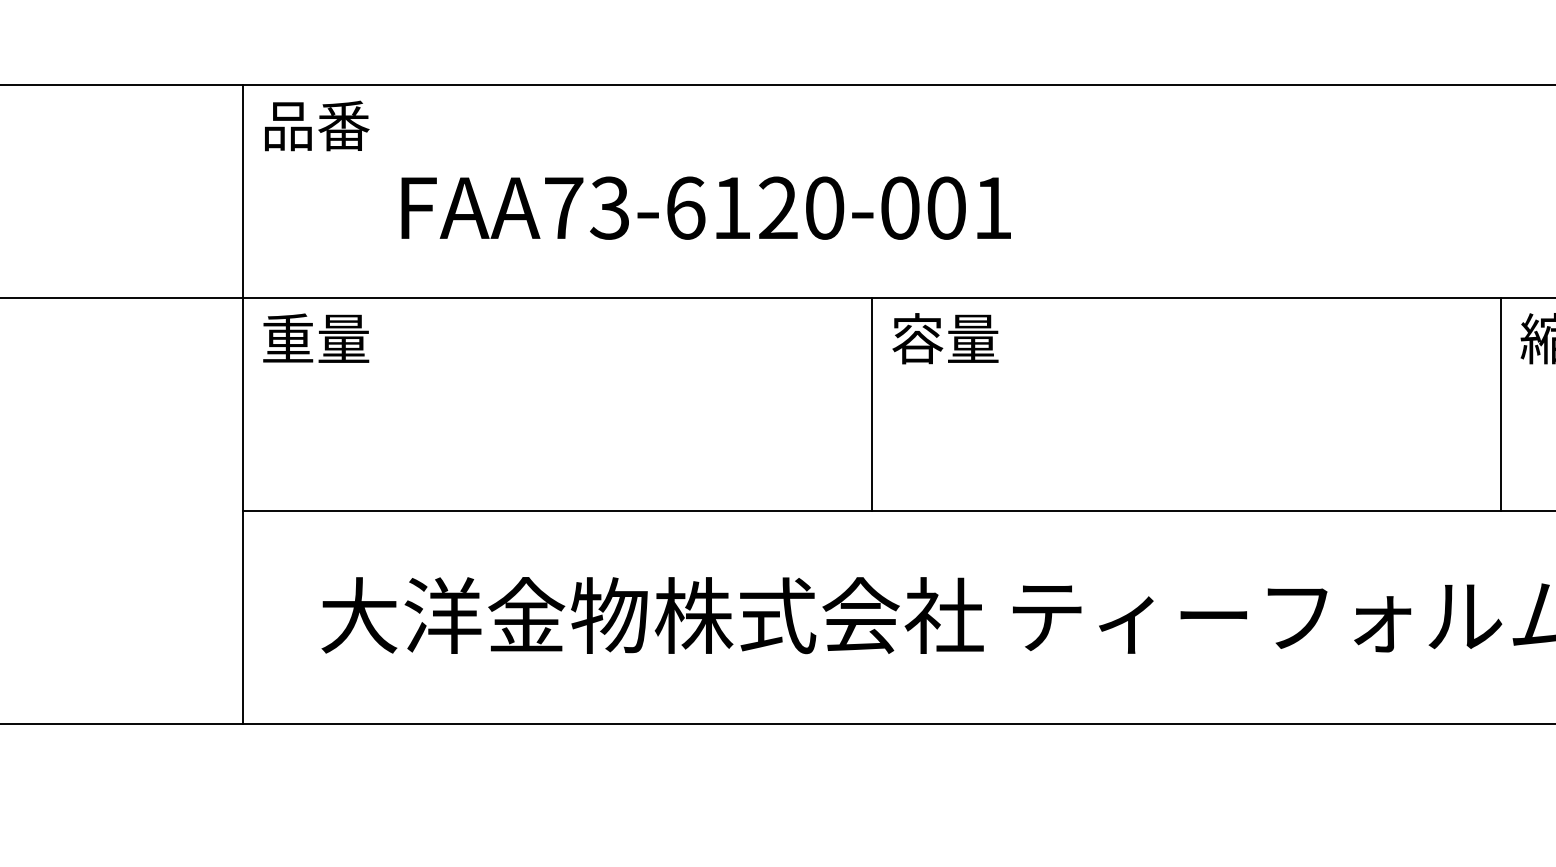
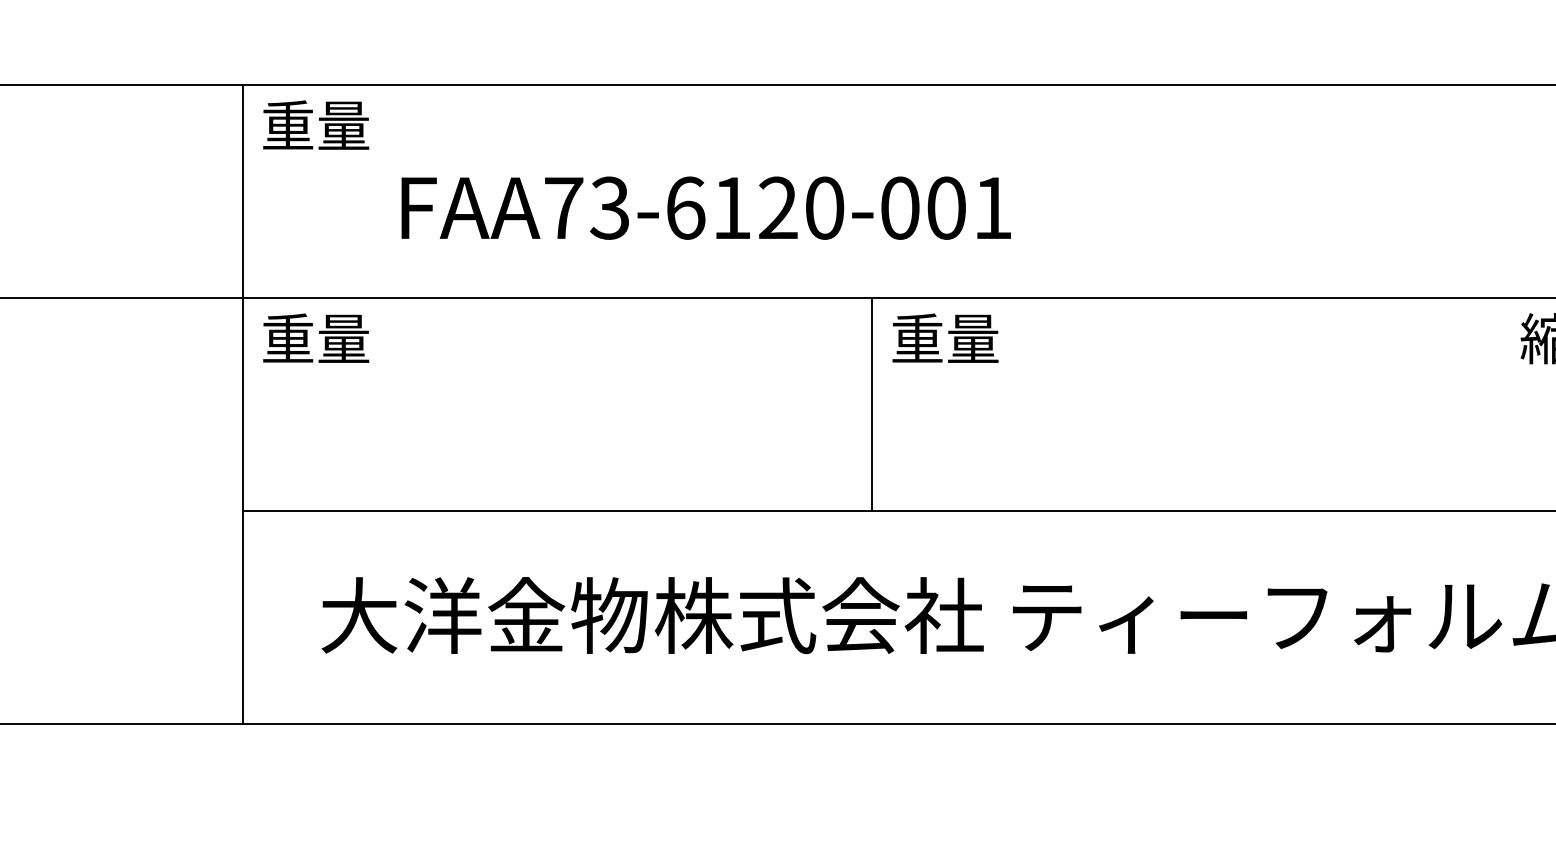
text: 品番 -> 重量 (316, 125)
text: 容量 -> 重量 (917, 338)
line: present -> none (1501, 404)
